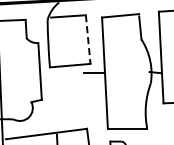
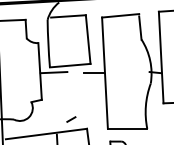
line: dashed -> solid (88, 40)
line: none -> present (53, 72)
line: none -> present (71, 119)
